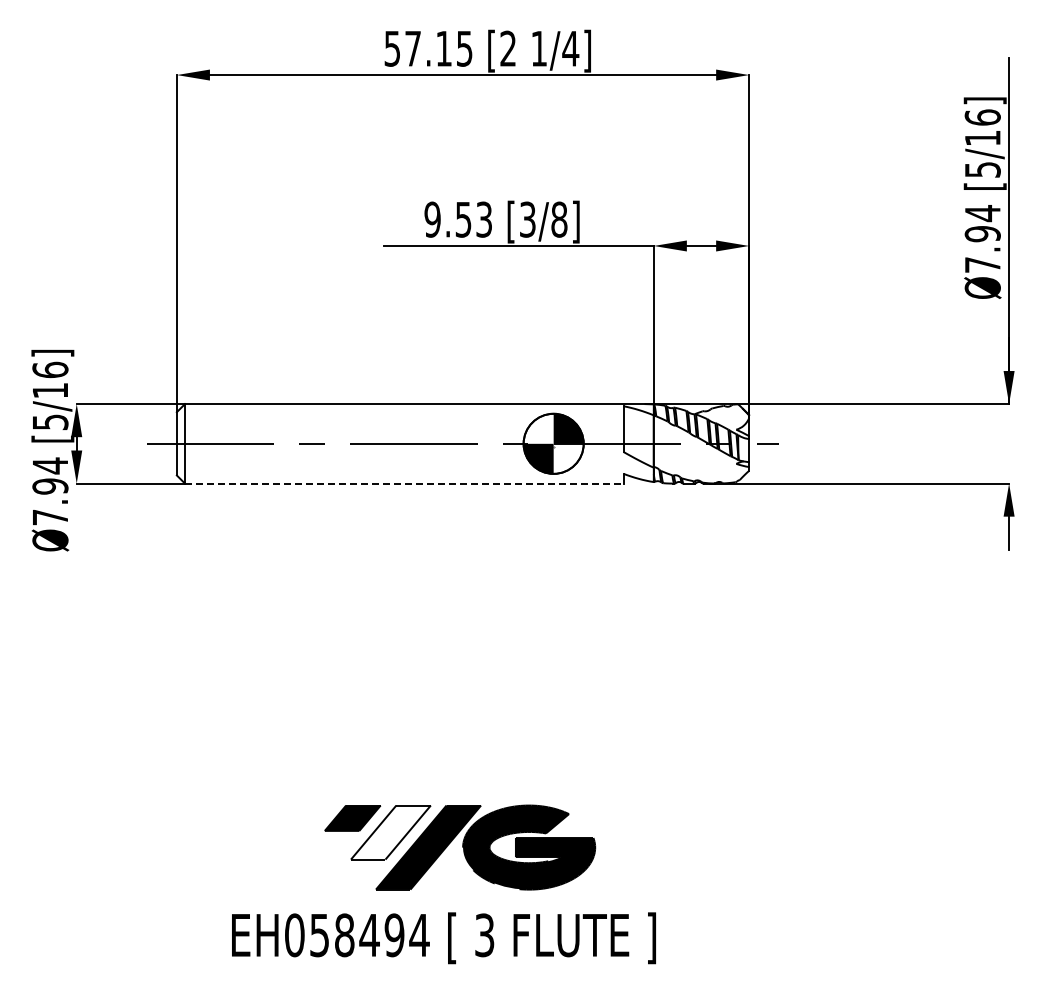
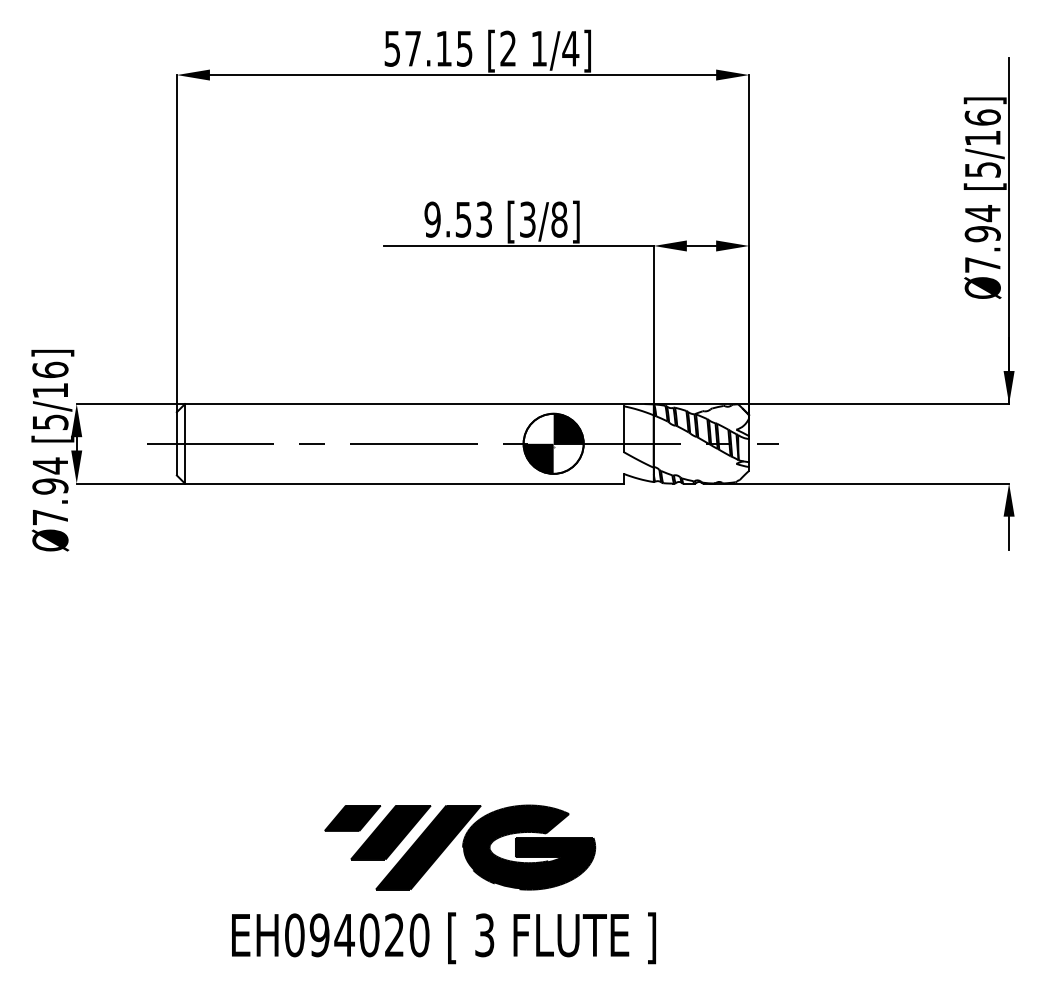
line: dashed -> solid (404, 483)
fill: none -> present (390, 832)
text: EH058494 -> EH094020 (369, 935)
